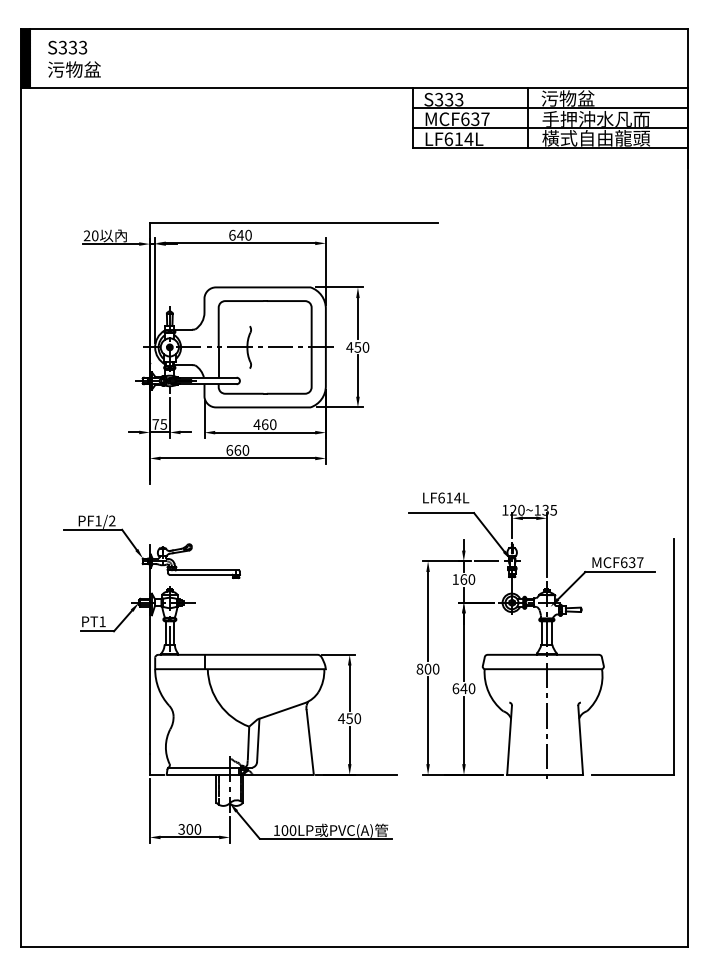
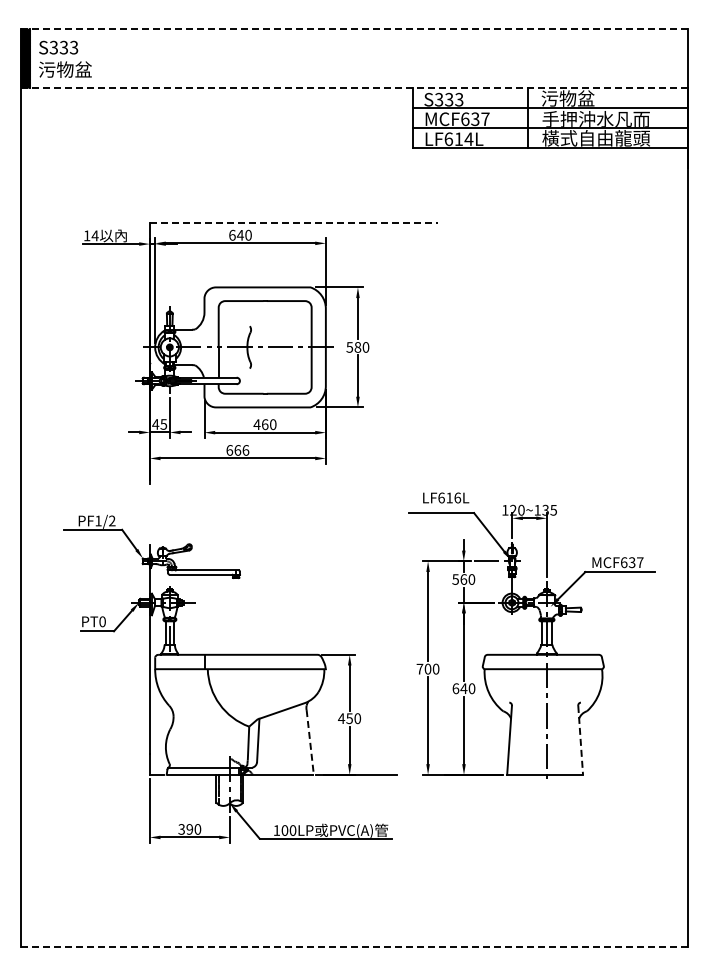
line: solid -> dashed (353, 29)
text position: (74, 58) -> (65, 58) (65, 58)
line: solid -> dashed (353, 87)
line: solid -> dashed (293, 222)
text: 20 -> 14 (90, 235)
text: 450 -> 580 (353, 347)
text: 75 -> 45 (155, 424)
text: 660 -> 666 (245, 450)
text: LF614L -> LF616L (457, 497)
text: 160 -> 560 (455, 579)
text: PT1 -> PT0 (102, 621)
part: present -> none (673, 656)
text: 800 -> 700 (419, 668)
line: solid -> dashed (580, 740)
line: solid -> dashed (310, 742)
text: 300 -> 390 (189, 829)
line: solid -> dashed (354, 946)
